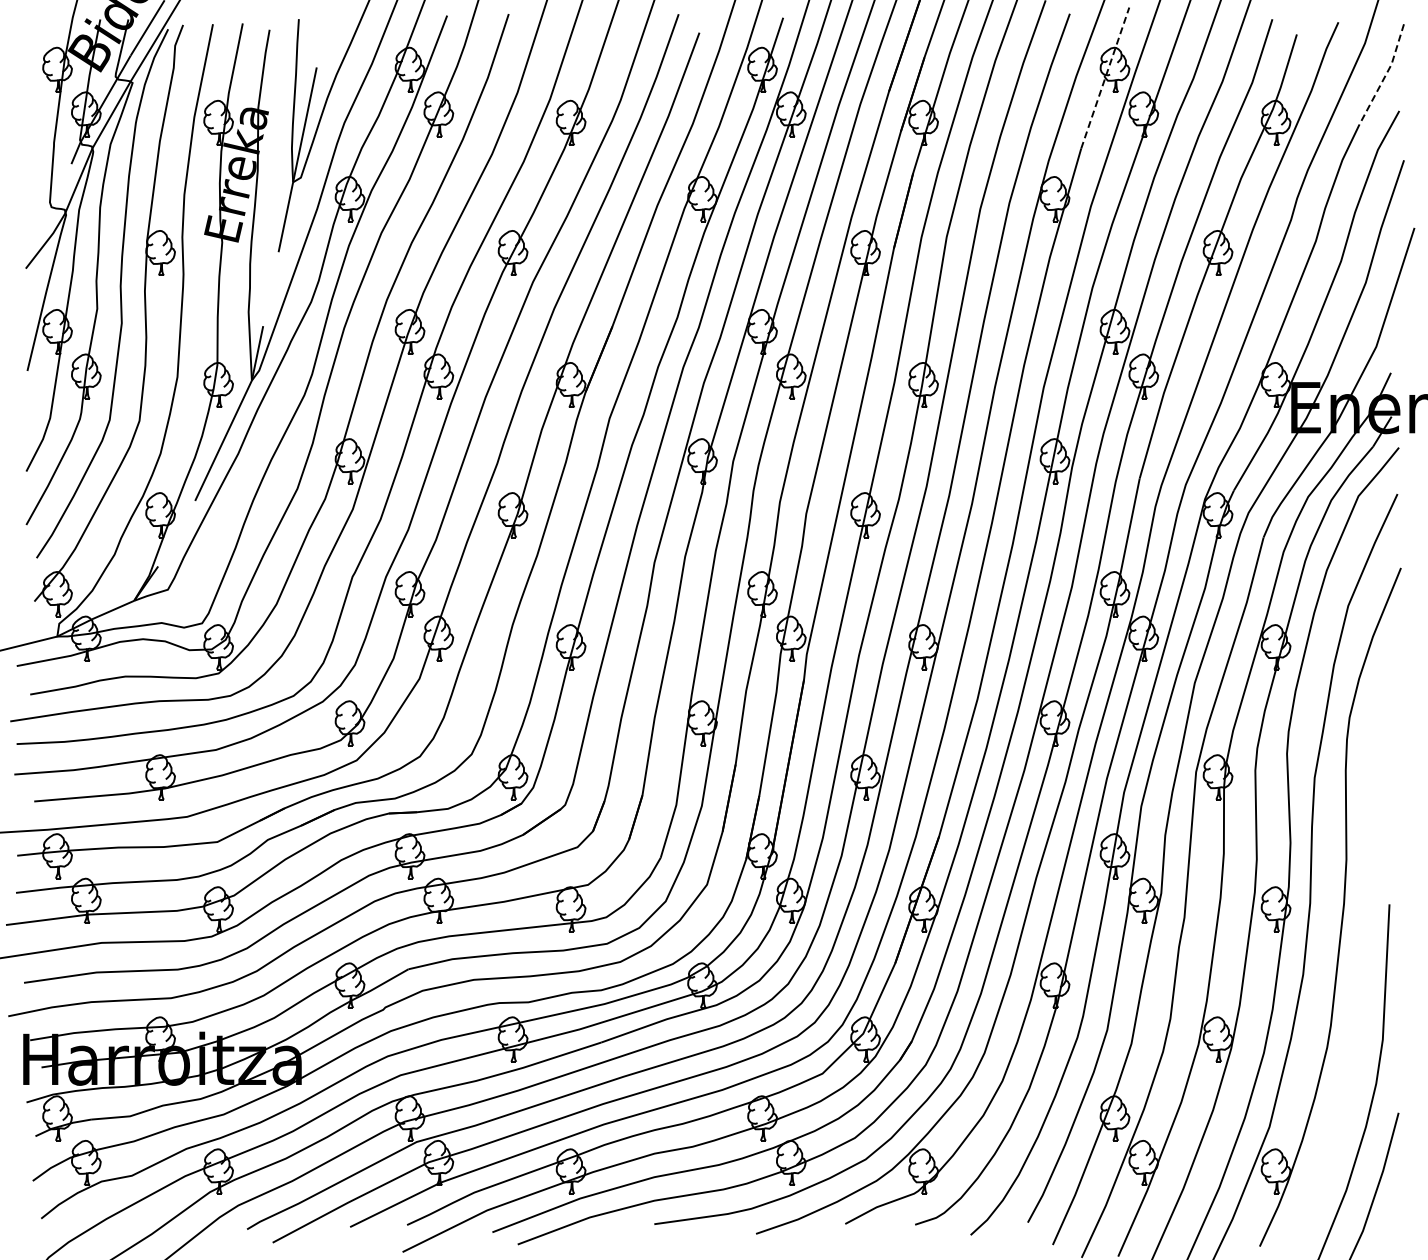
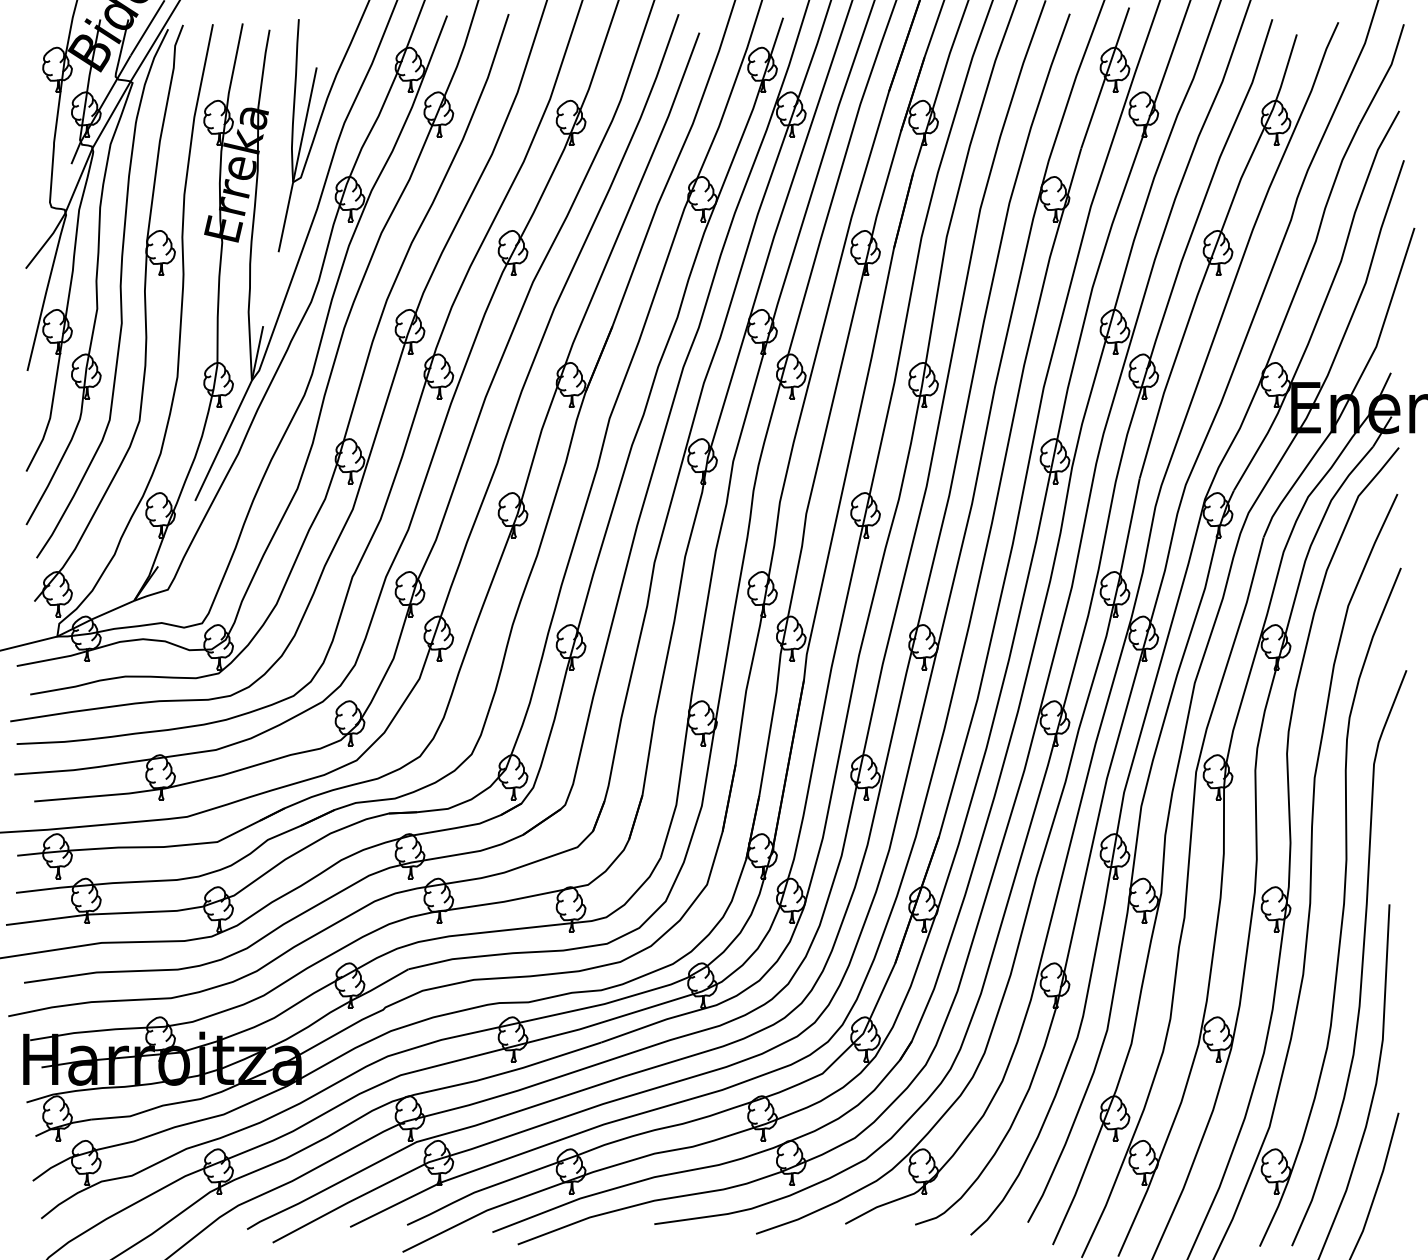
line: dashed -> solid (1385, 75)
line: dashed -> solid (1105, 78)
curve: none -> present (1361, 960)
